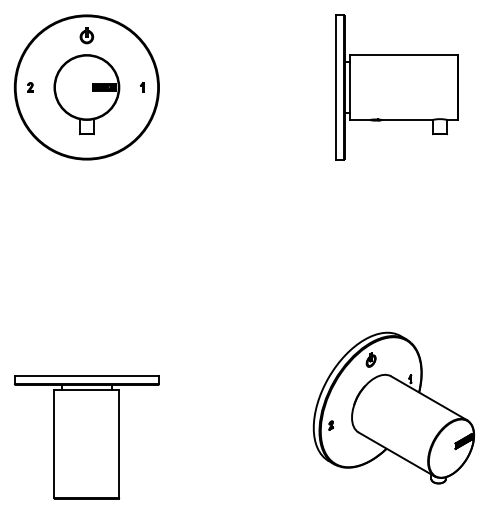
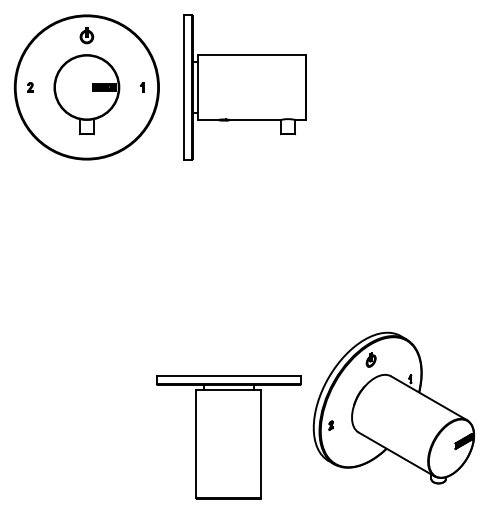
part position: (396, 87) -> (244, 87) (244, 87)
part position: (86, 437) -> (228, 437) (228, 437)
